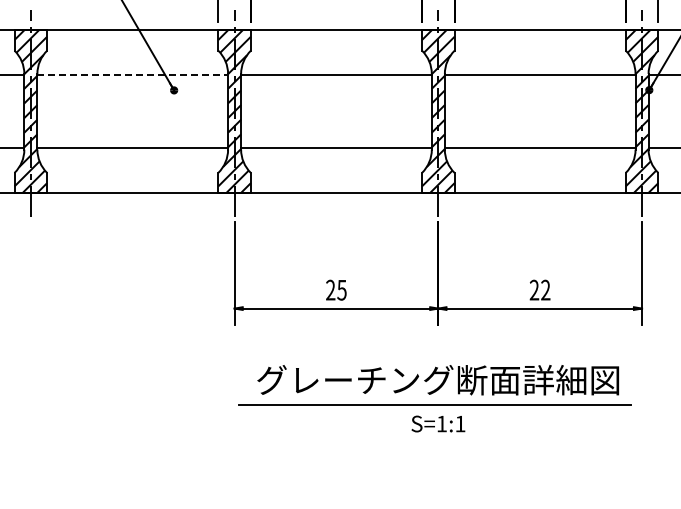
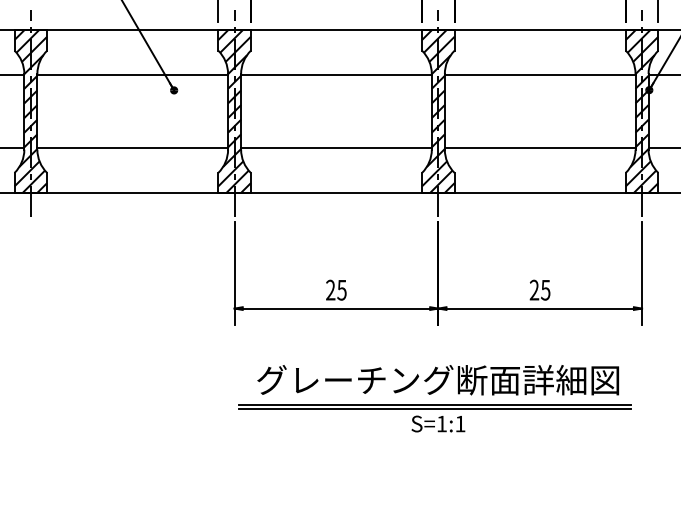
line: dashed -> solid (133, 75)
text: 22 -> 25 (545, 289)
line: none -> present (434, 409)
